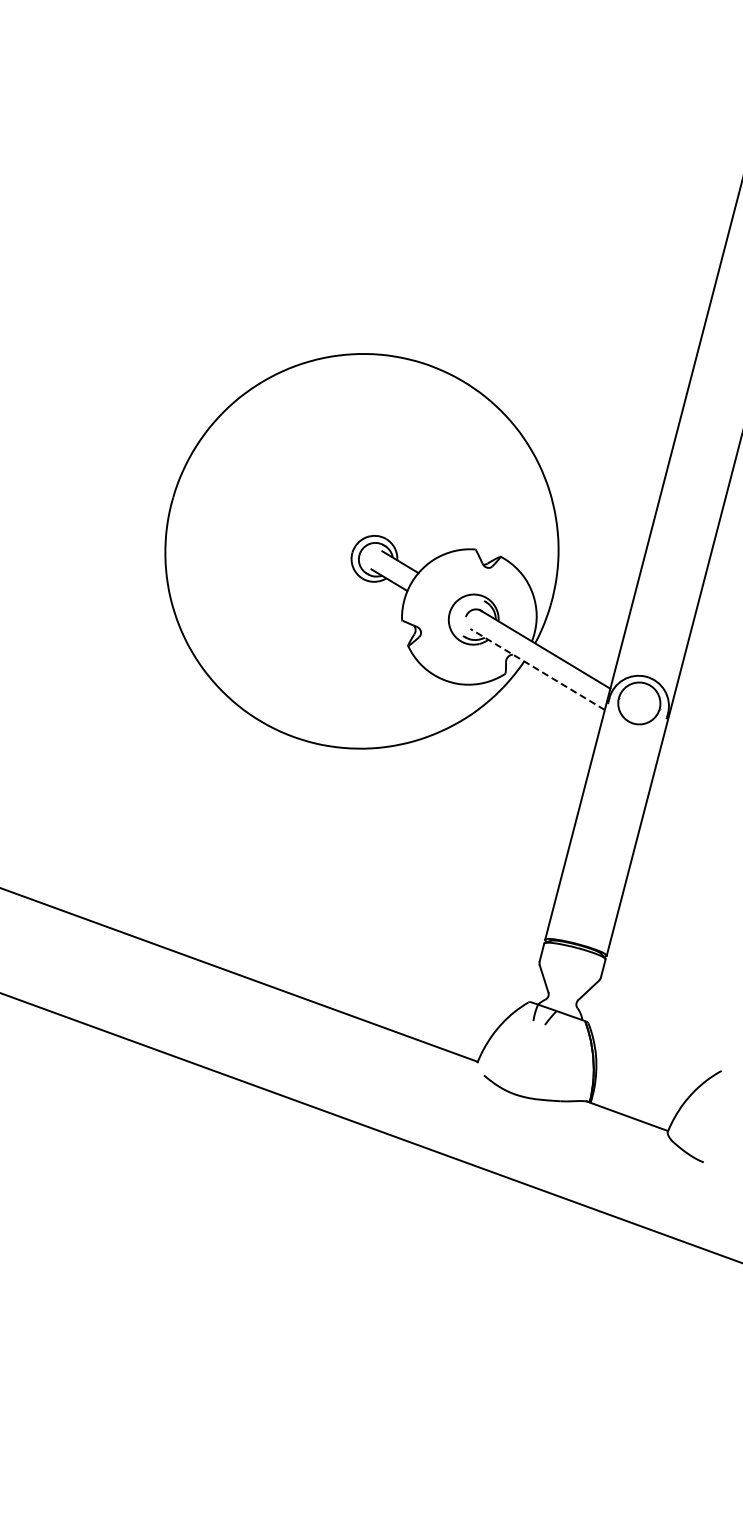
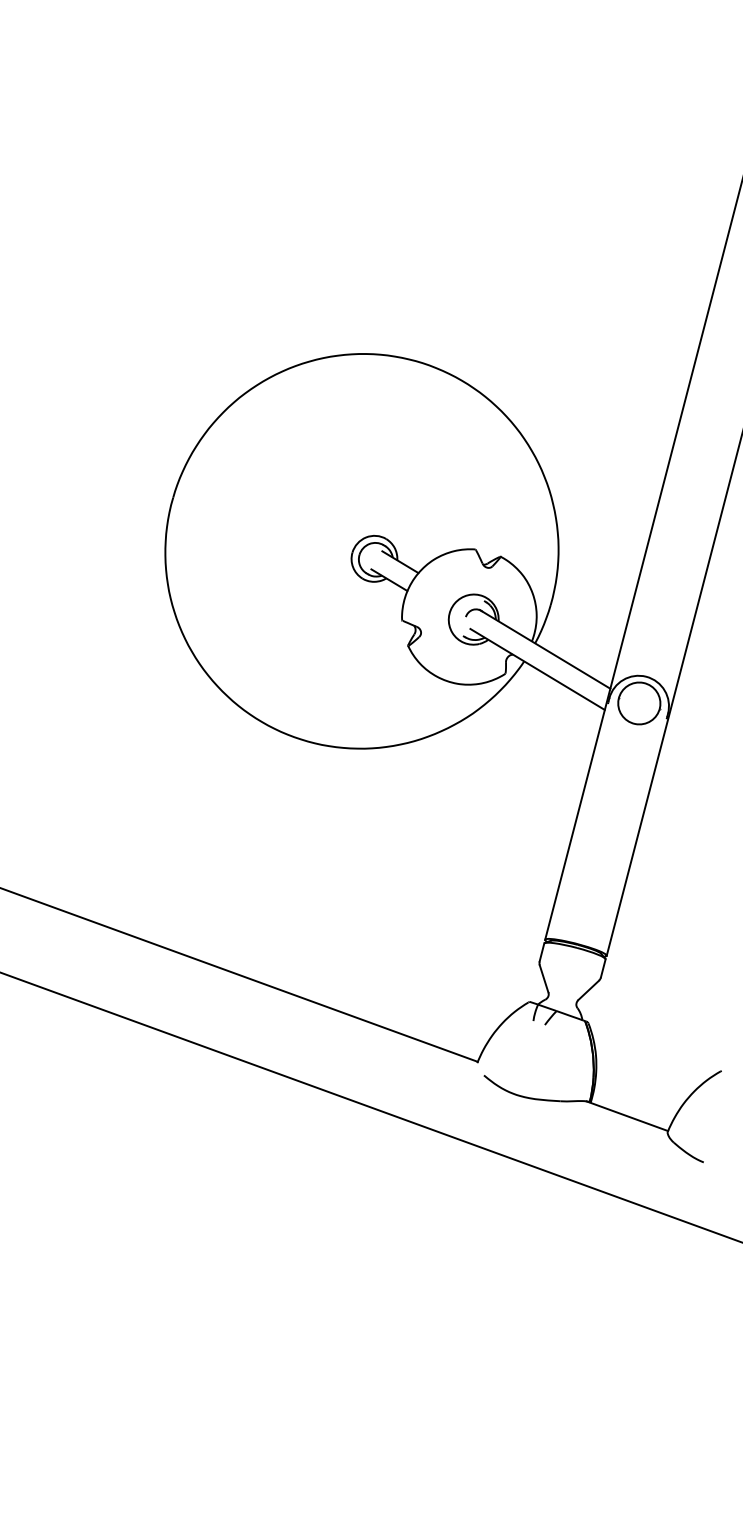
line: dashed -> solid (537, 669)
line position: (370, 1127) -> (370, 1107) (370, 1107)
